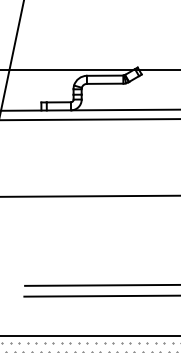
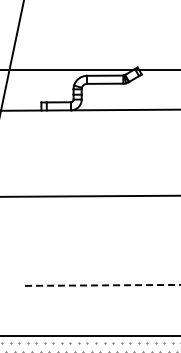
line: present -> none (89, 119)
line: solid -> dashed (103, 285)
line: present -> none (100, 295)
